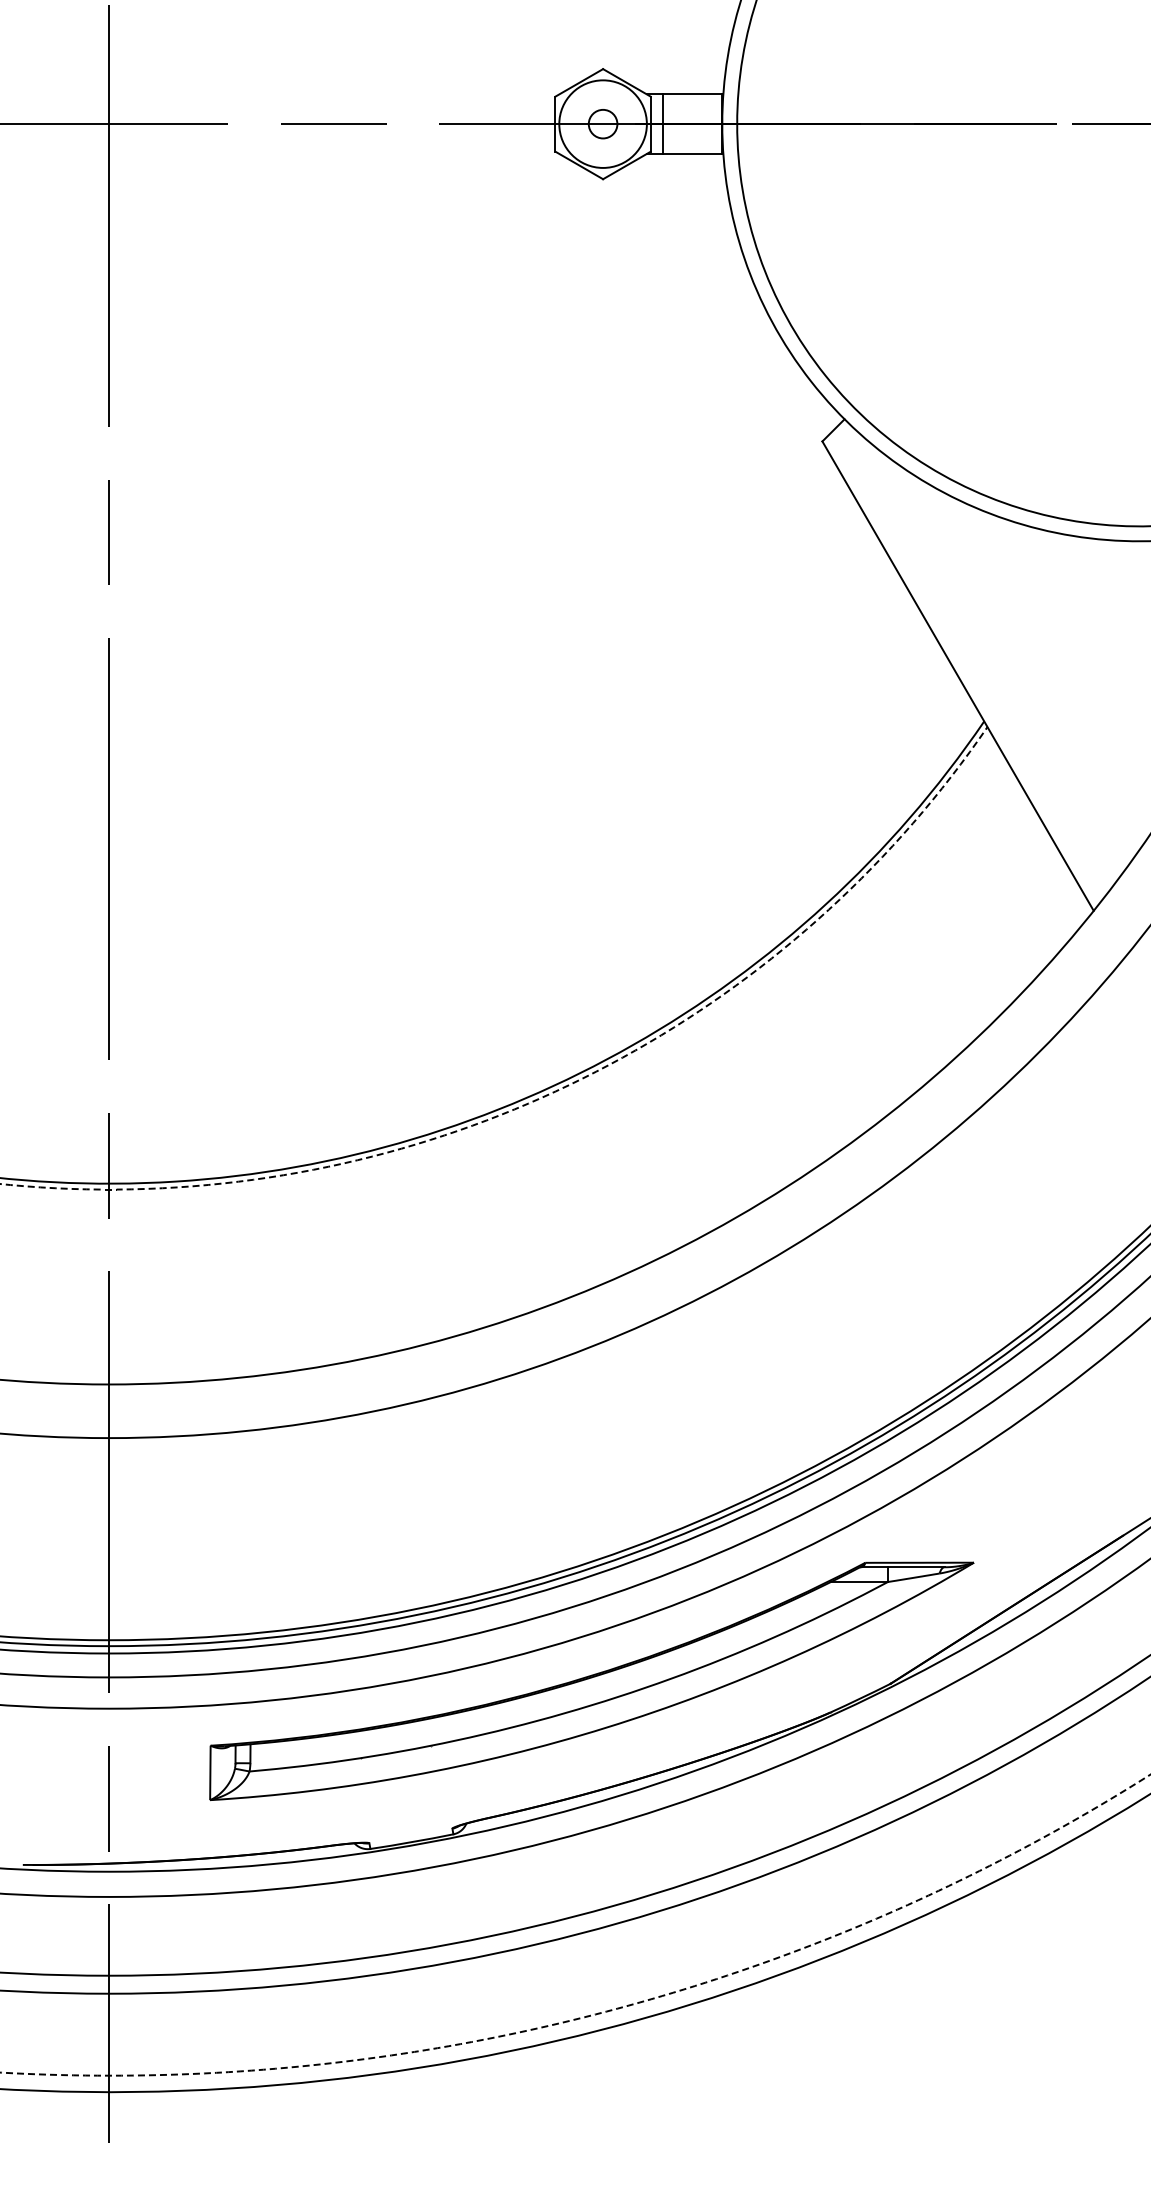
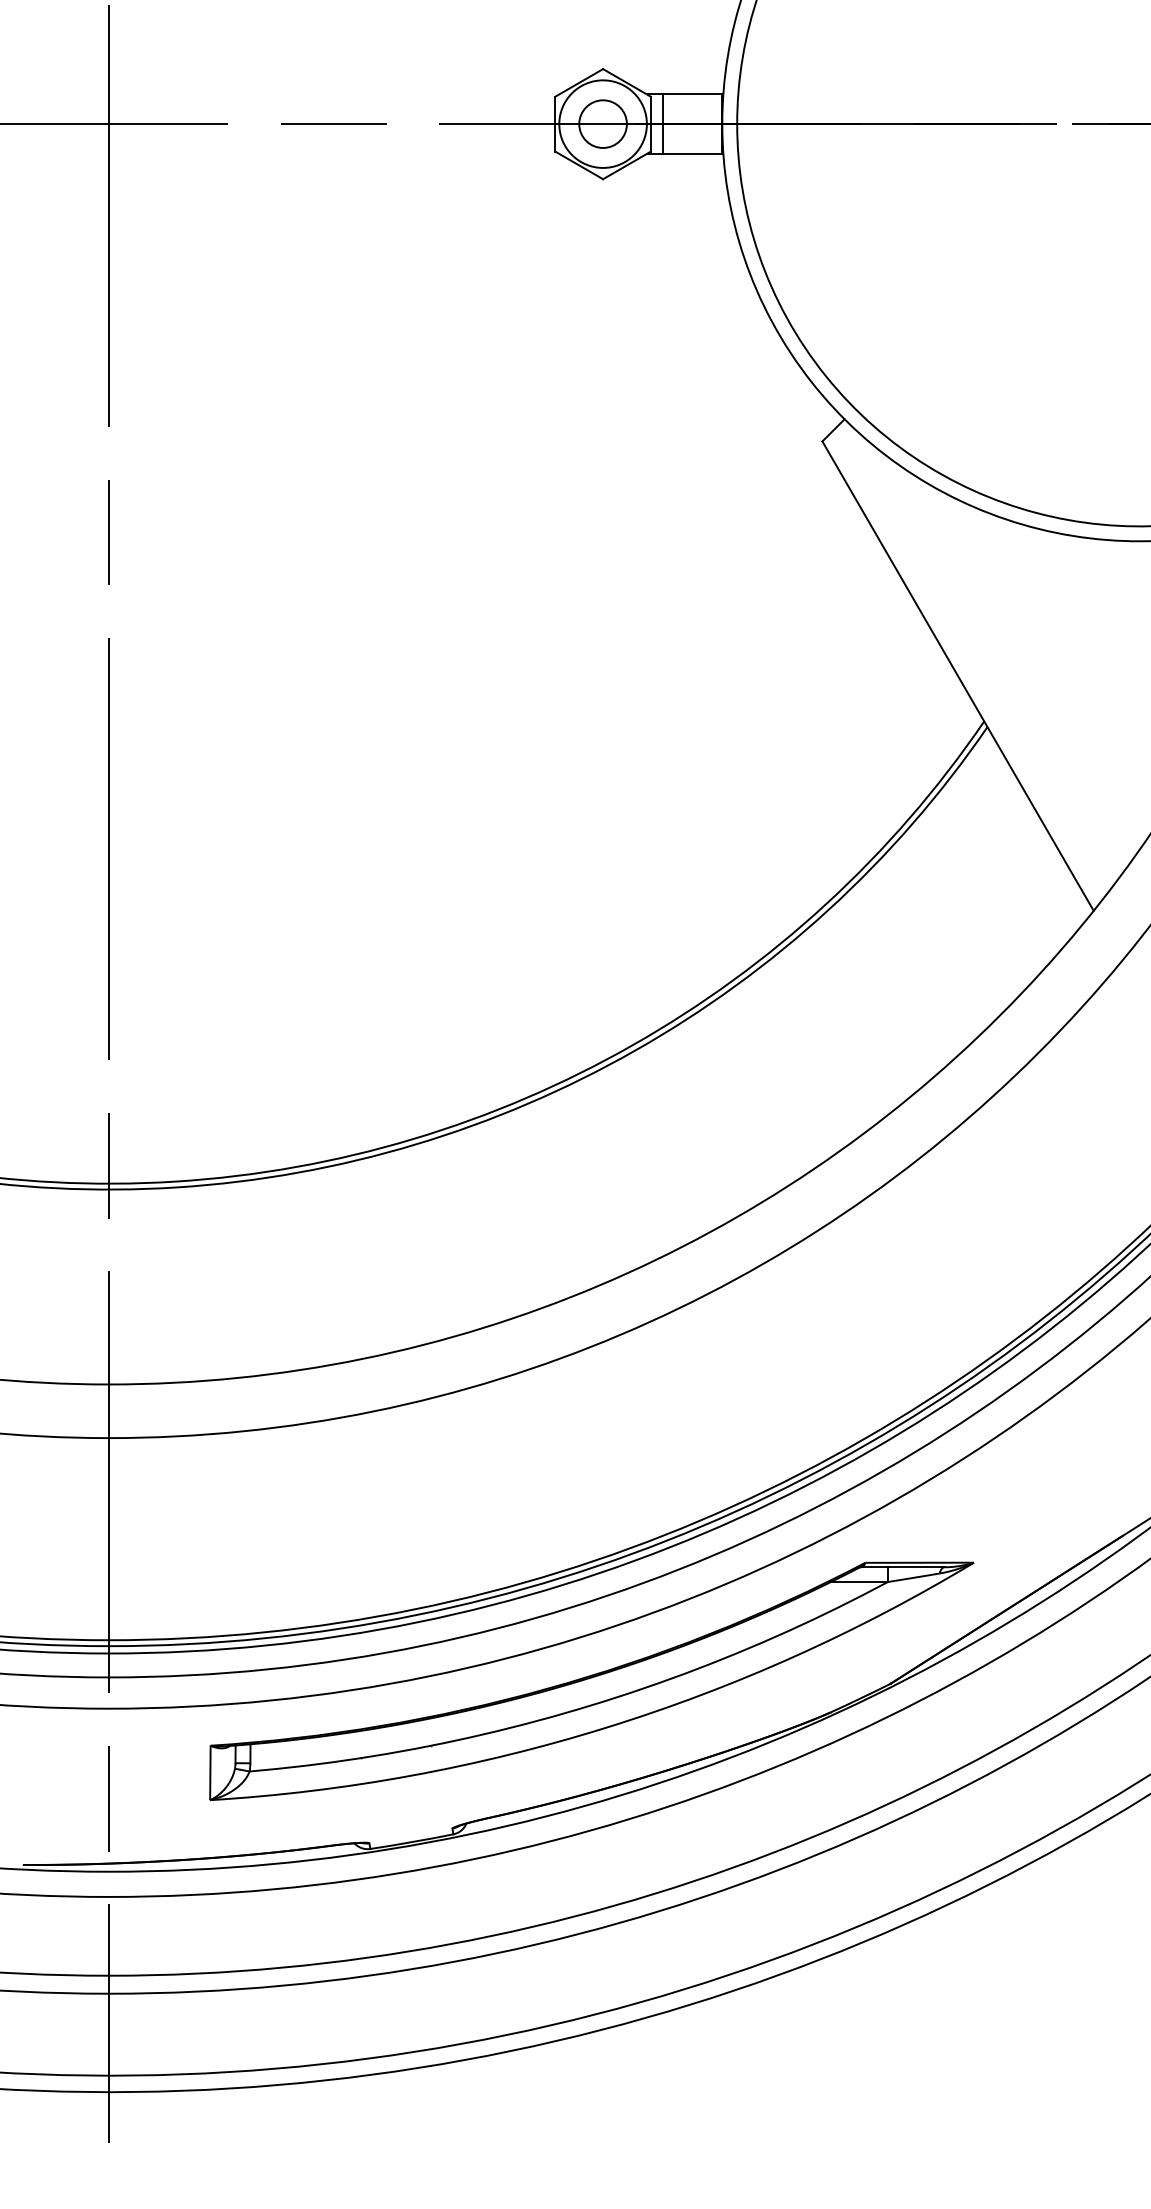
circle diameter: 29 px -> 48 px (602, 123)
arc: dashed -> solid (555, 1091)
arc: dashed -> solid (599, 2013)
